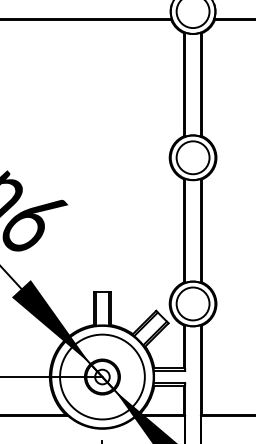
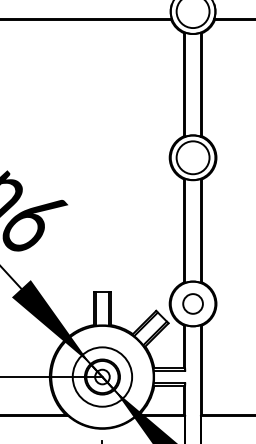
circle diameter: 33 px -> 20 px (192, 303)
circle diameter: 85 px -> 59 px (102, 376)
